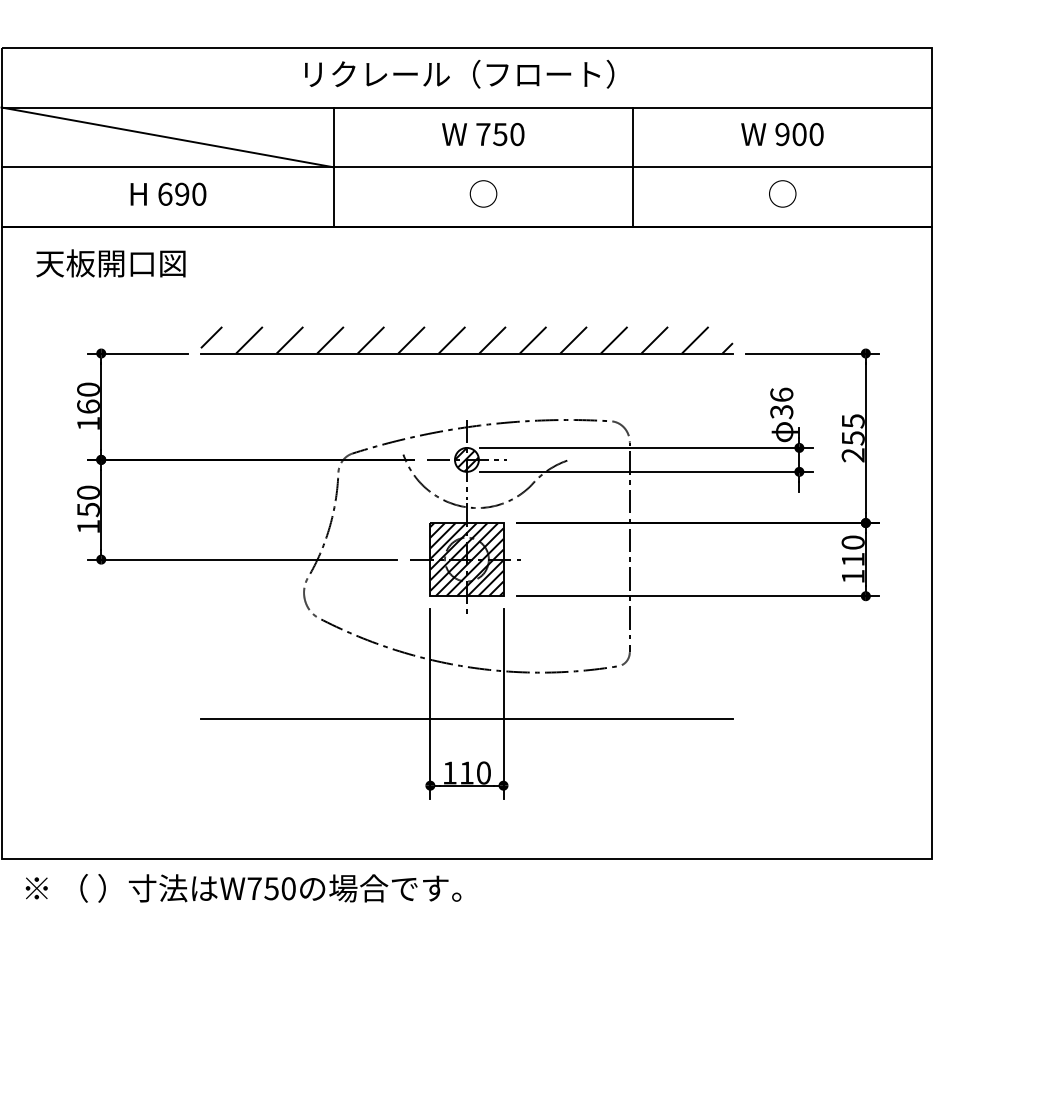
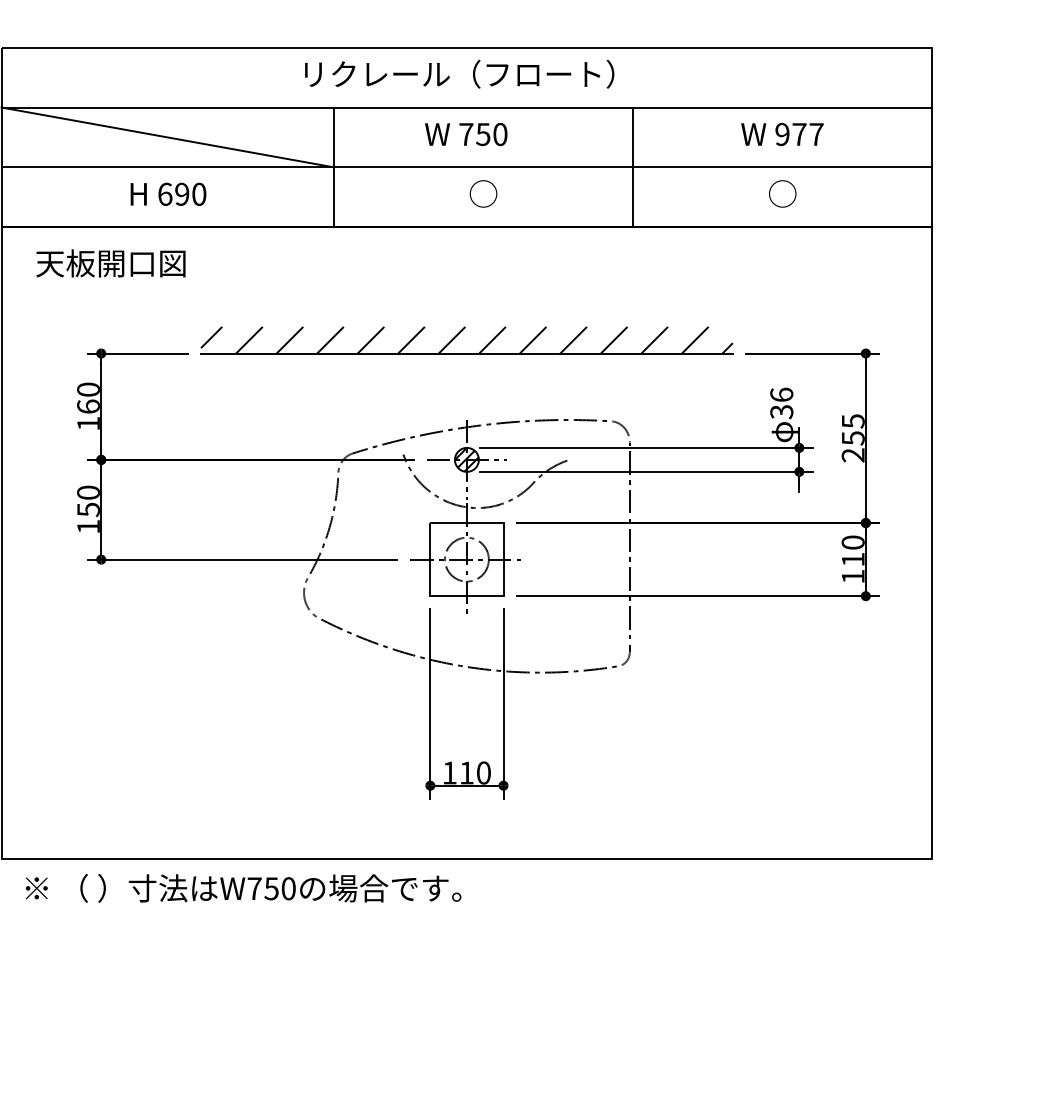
text position: (483, 134) -> (466, 134) (466, 134)
text: 900 -> 977 (807, 134)
hatch: present -> none (466, 559)
line: present -> none (466, 719)
